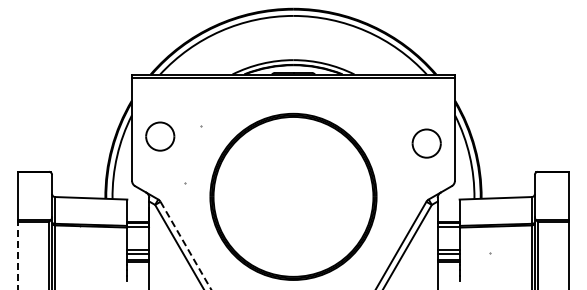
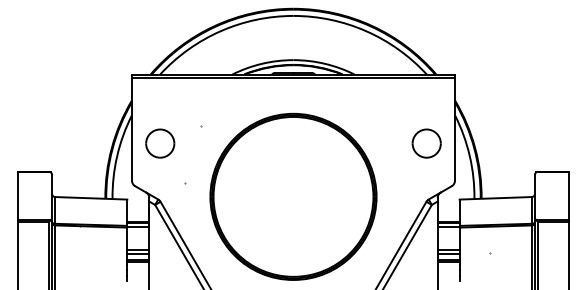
part position: (160, 136) -> (160, 143) (160, 143)
line: dashed -> solid (185, 245)
line: dashed -> solid (17, 255)
